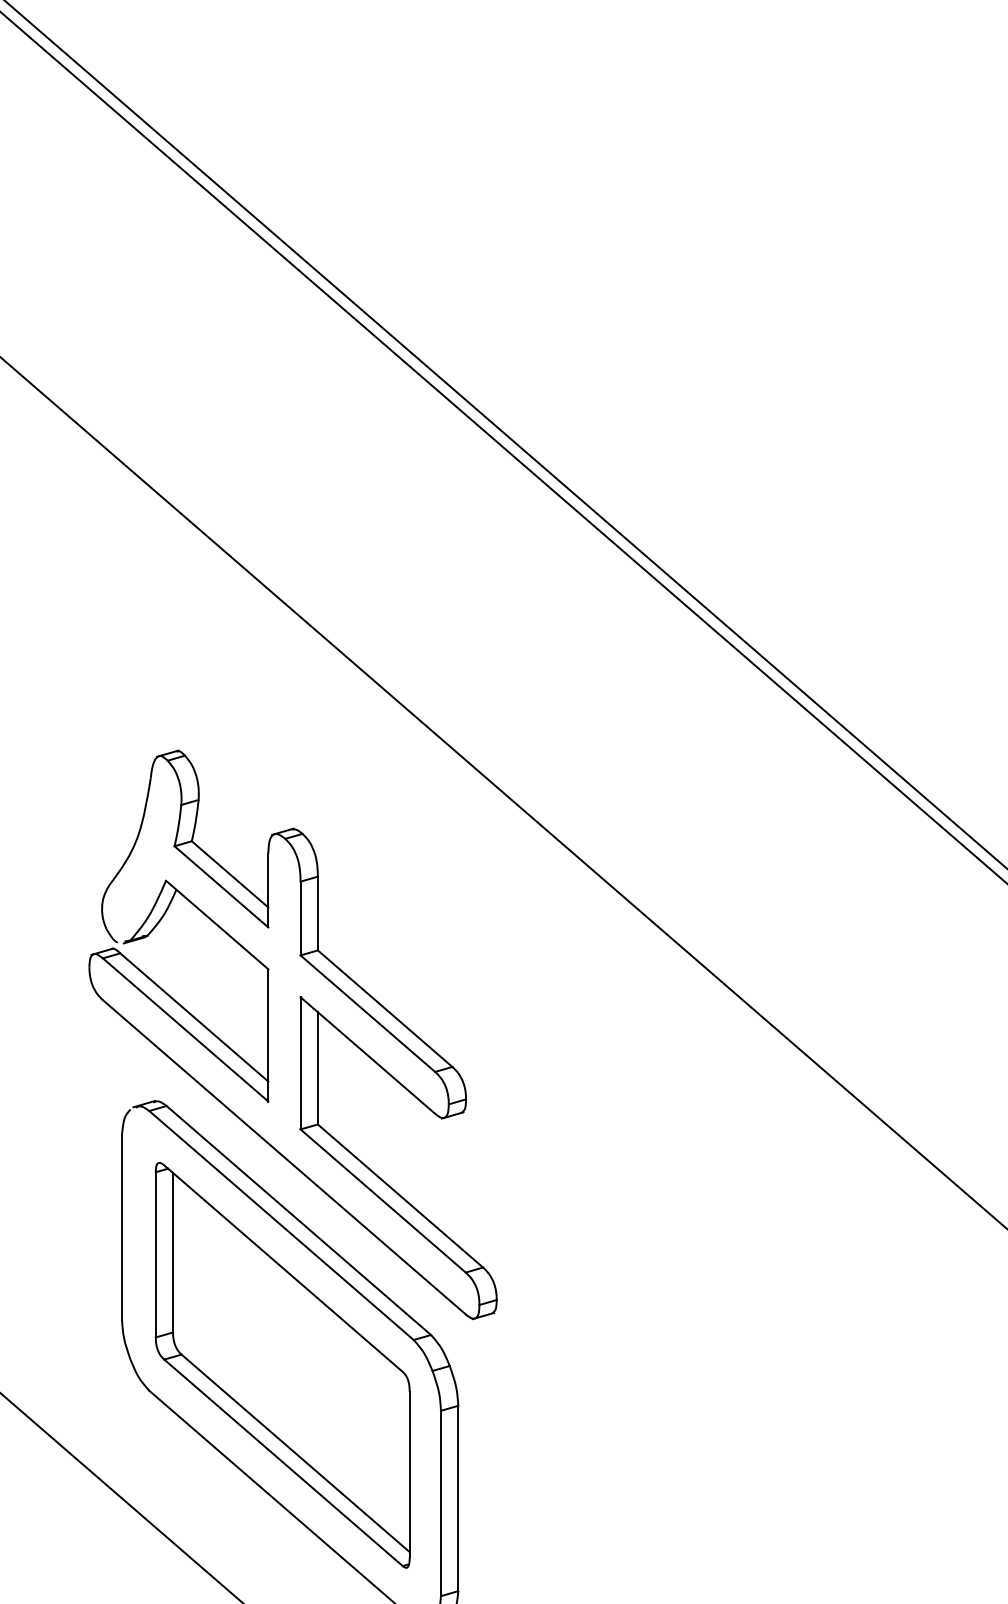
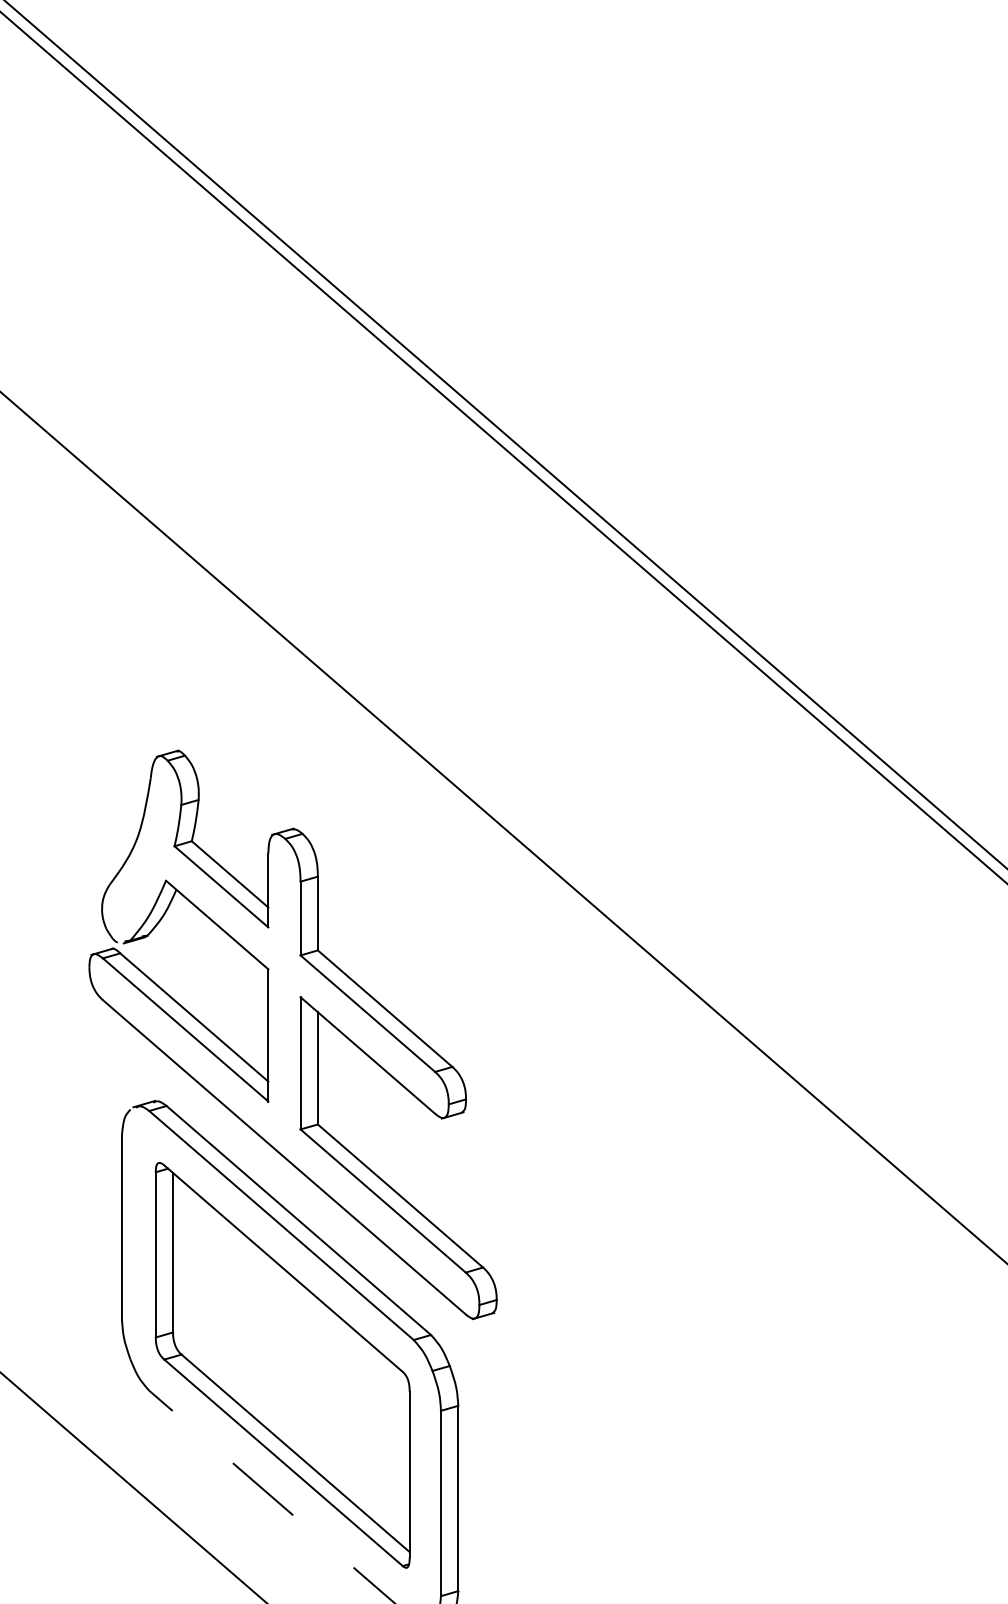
line position: (503, 792) -> (503, 827) (503, 827)
line: solid -> dashed (271, 1496)
line position: (121, 1497) -> (132, 1487) (132, 1487)
